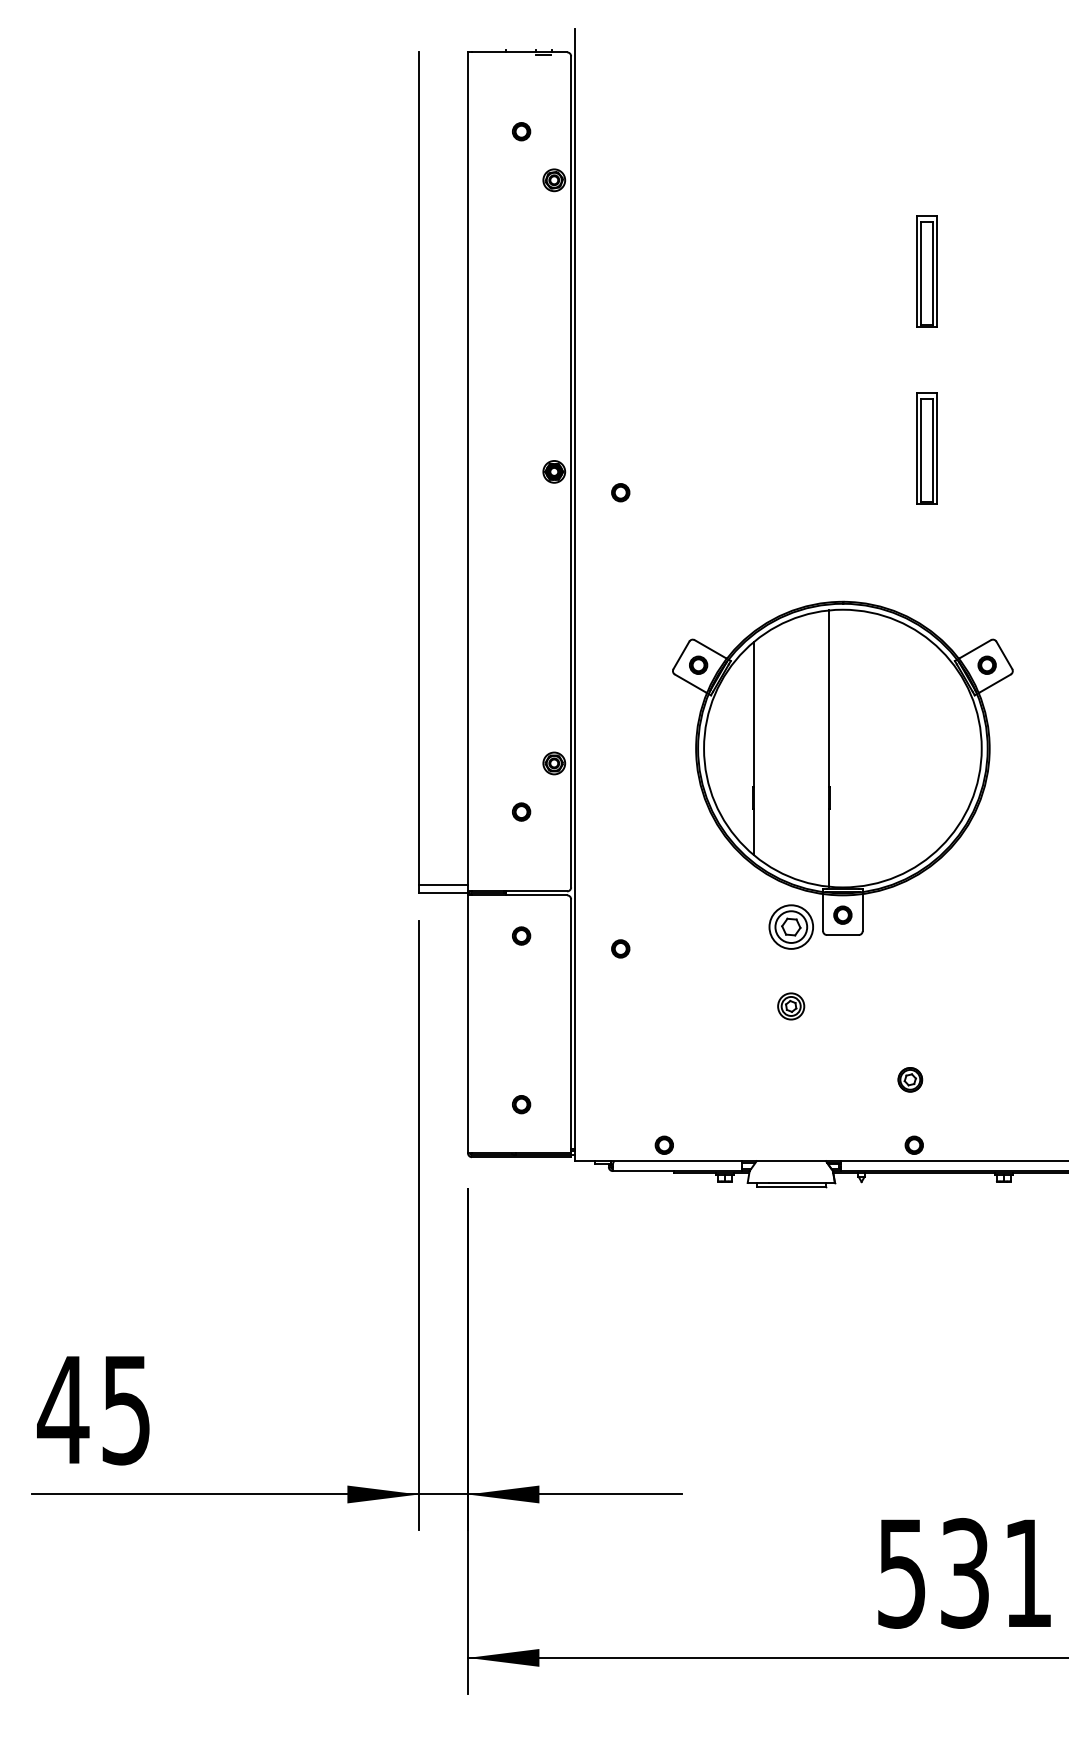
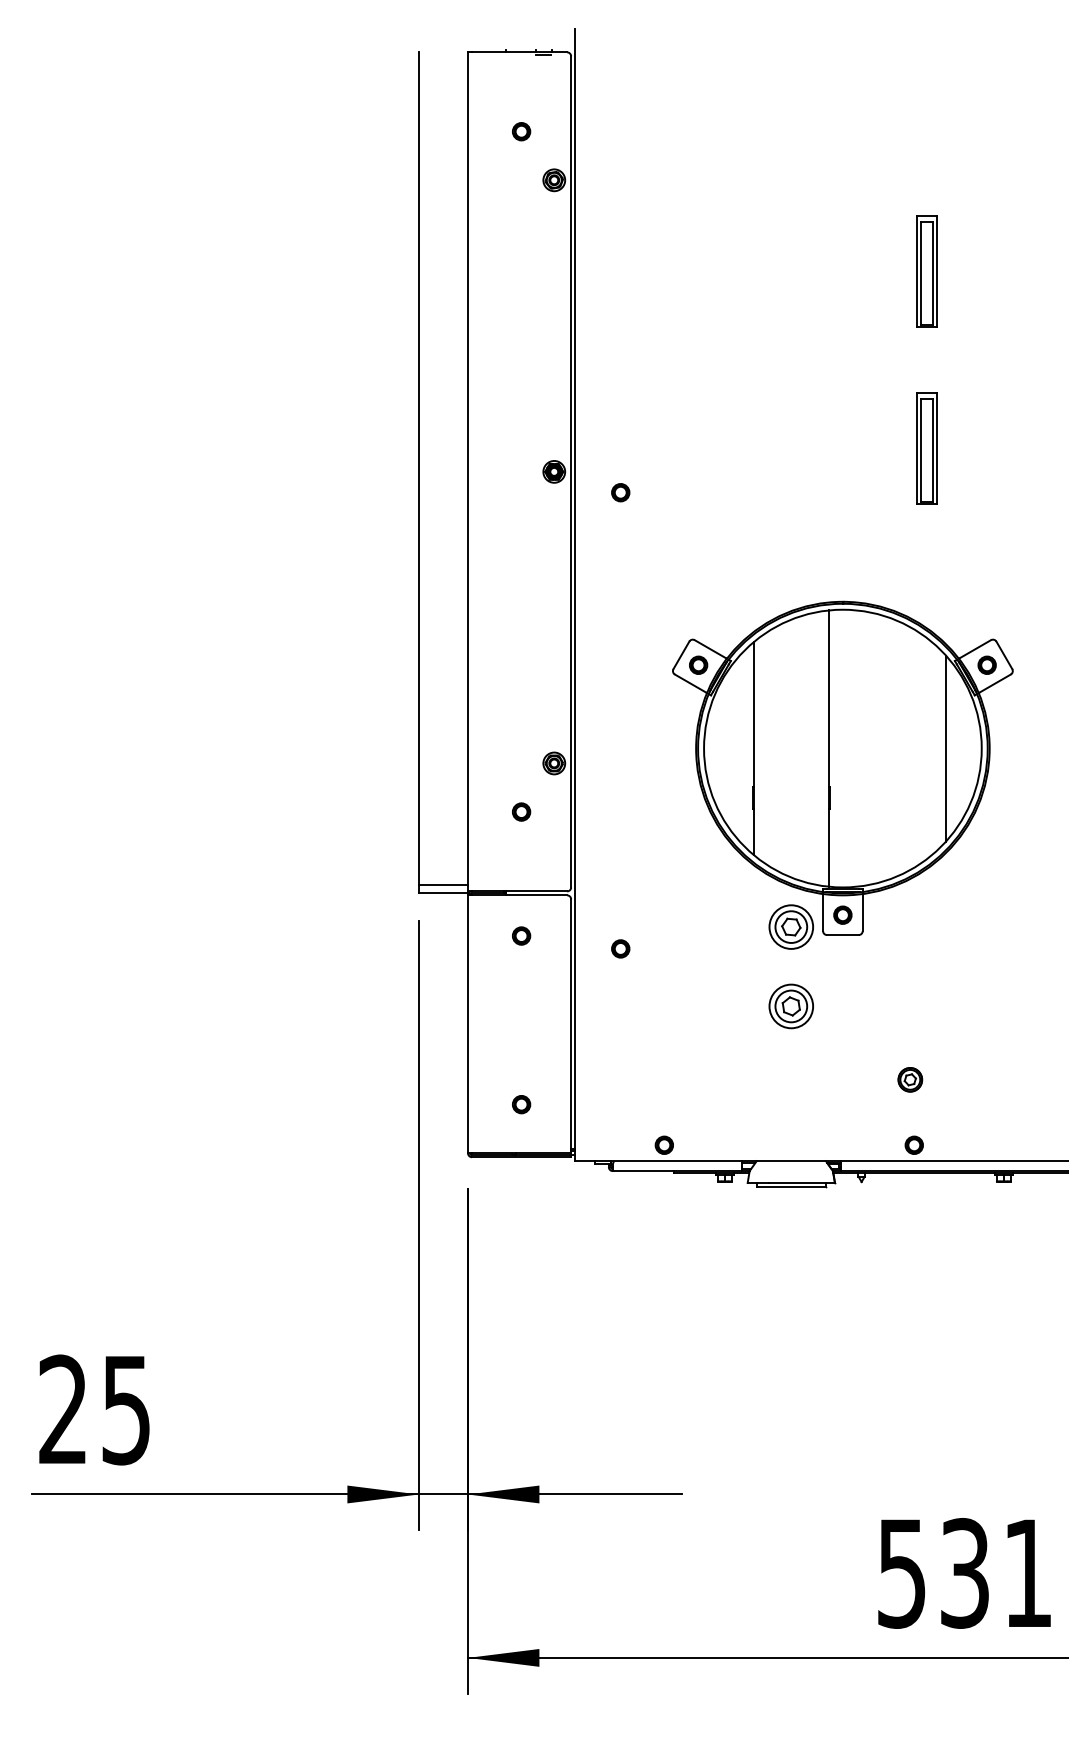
line: none -> present (946, 748)
part size: 29x29 px -> 46x47 px (790, 1006)
text: 45 -> 25 (63, 1408)
